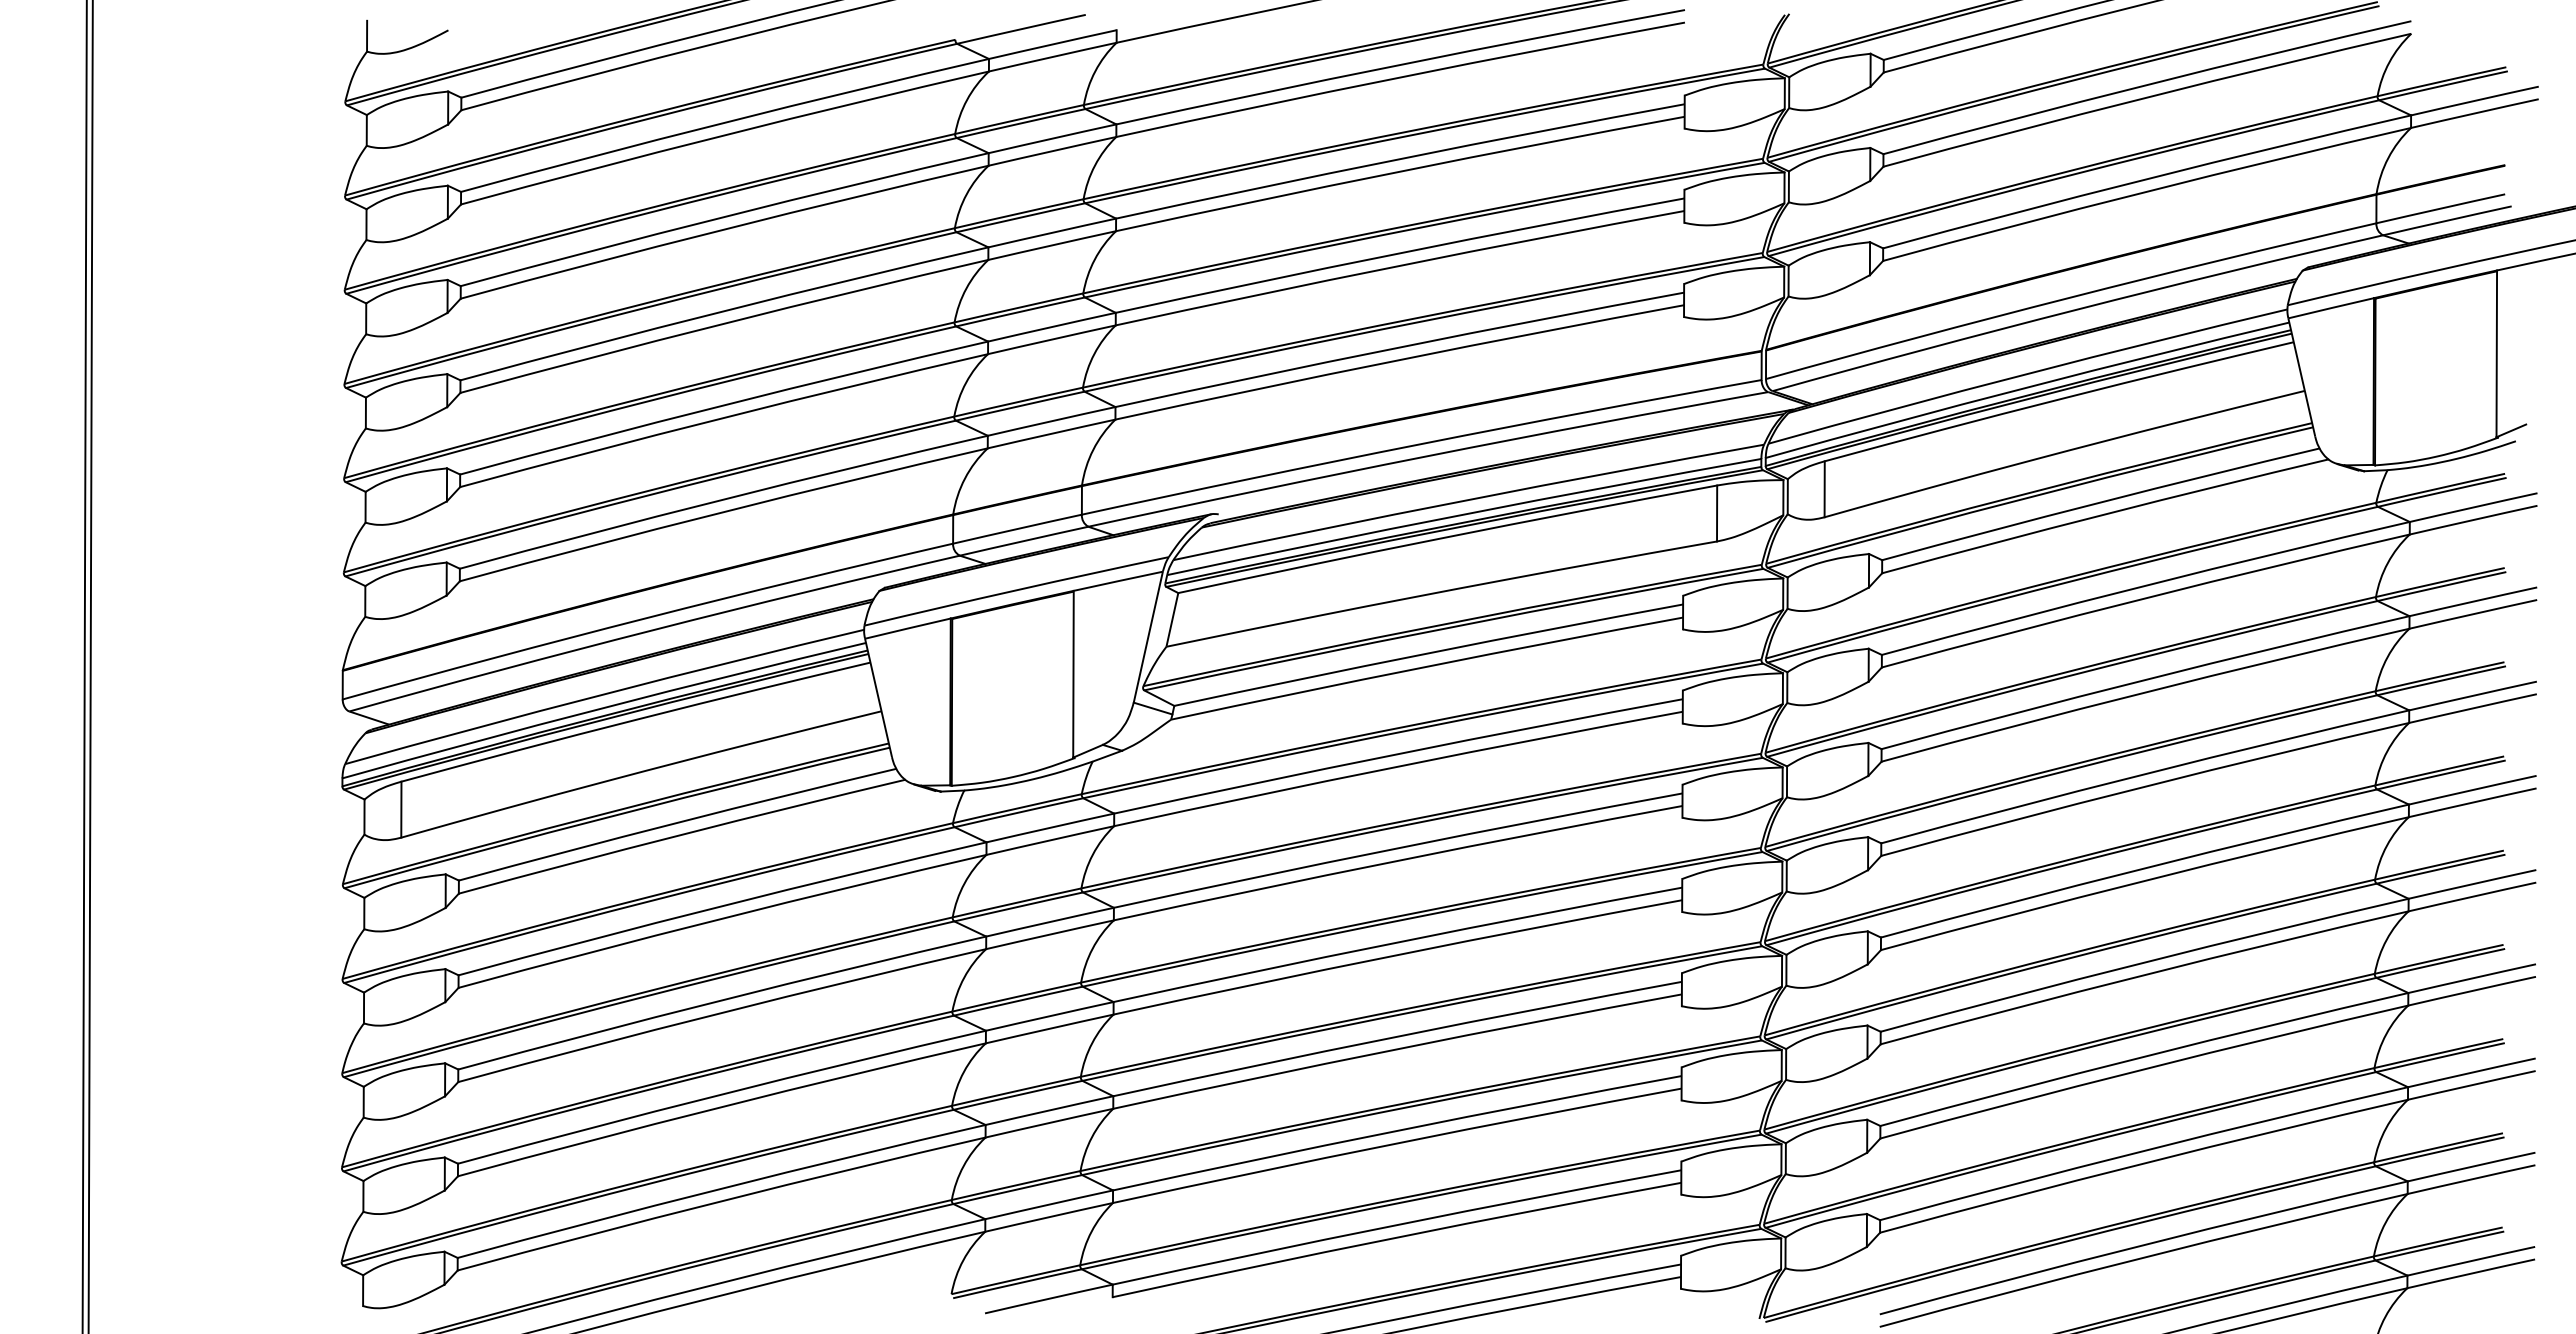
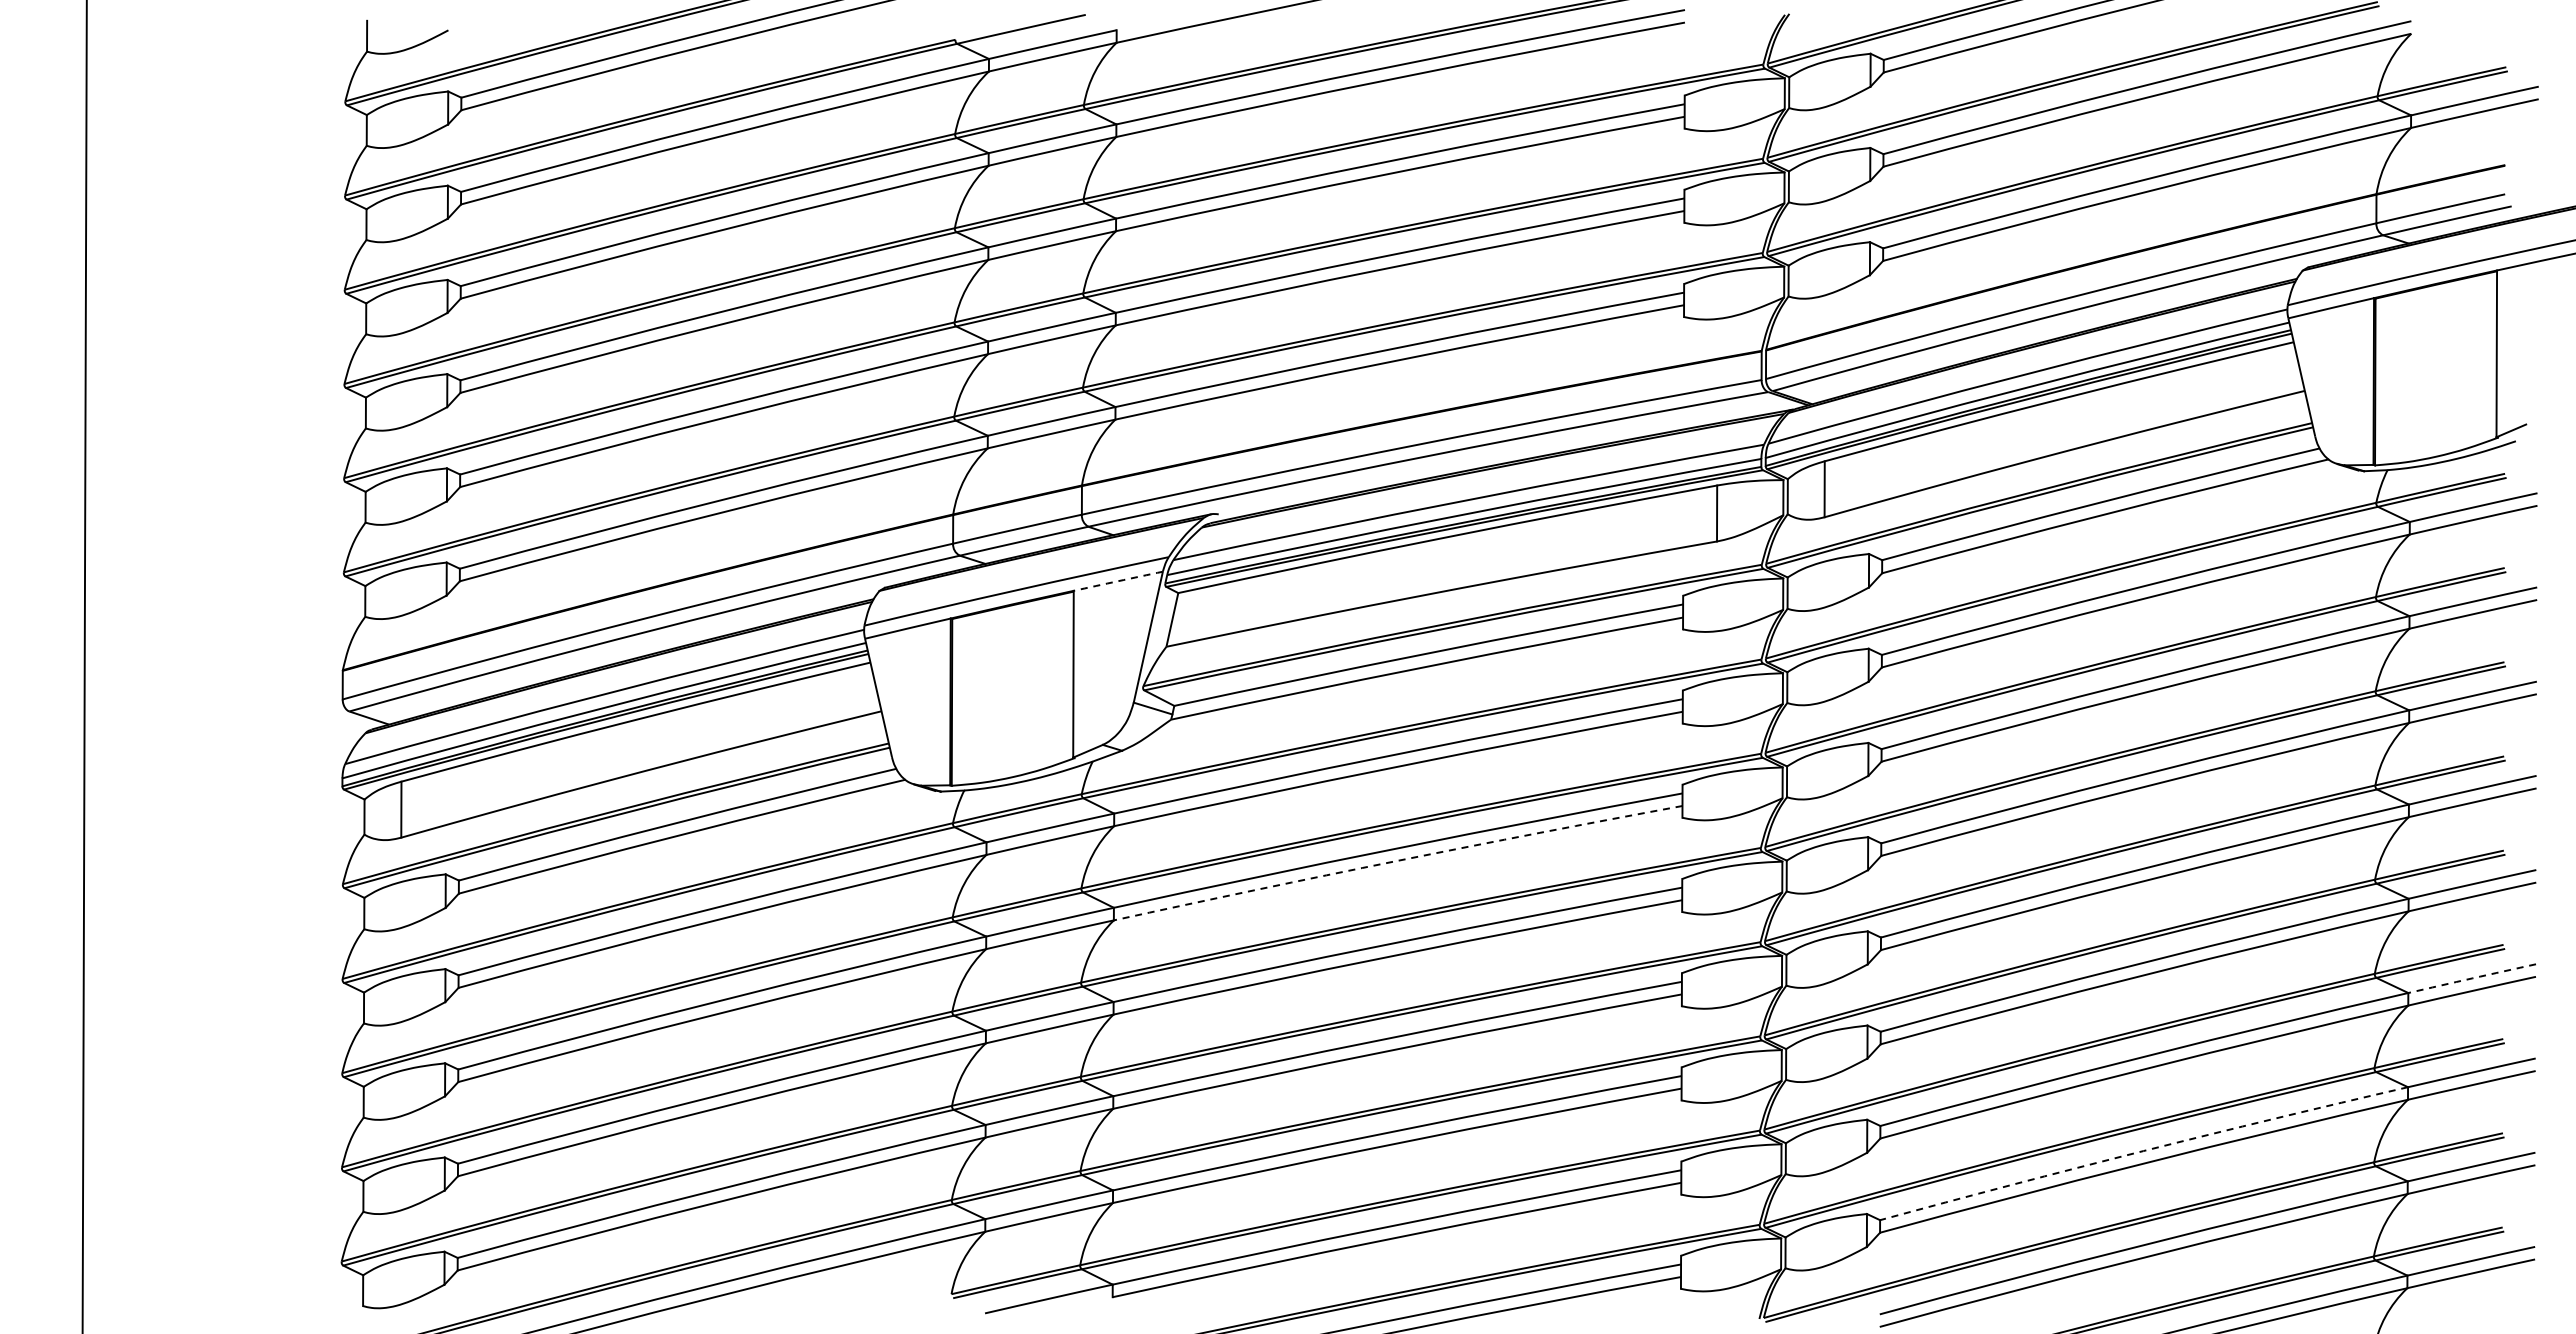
arc: solid -> dashed (1118, 581)
line: present -> none (90, 666)
arc: solid -> dashed (1397, 860)
arc: solid -> dashed (2472, 978)
arc: solid -> dashed (2143, 1151)
